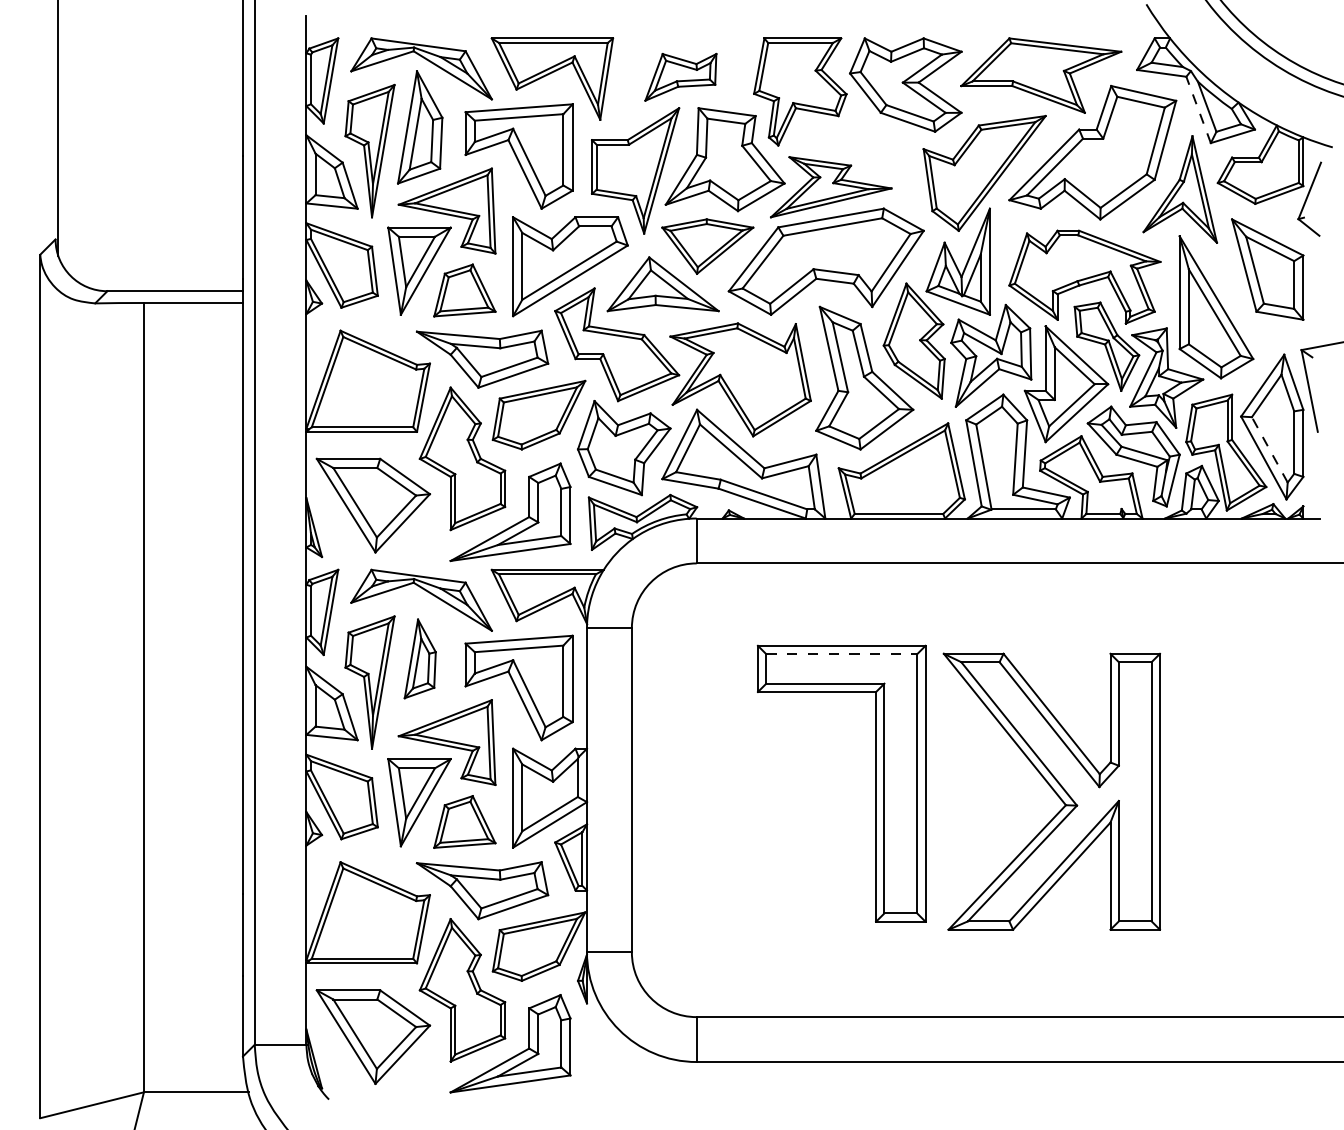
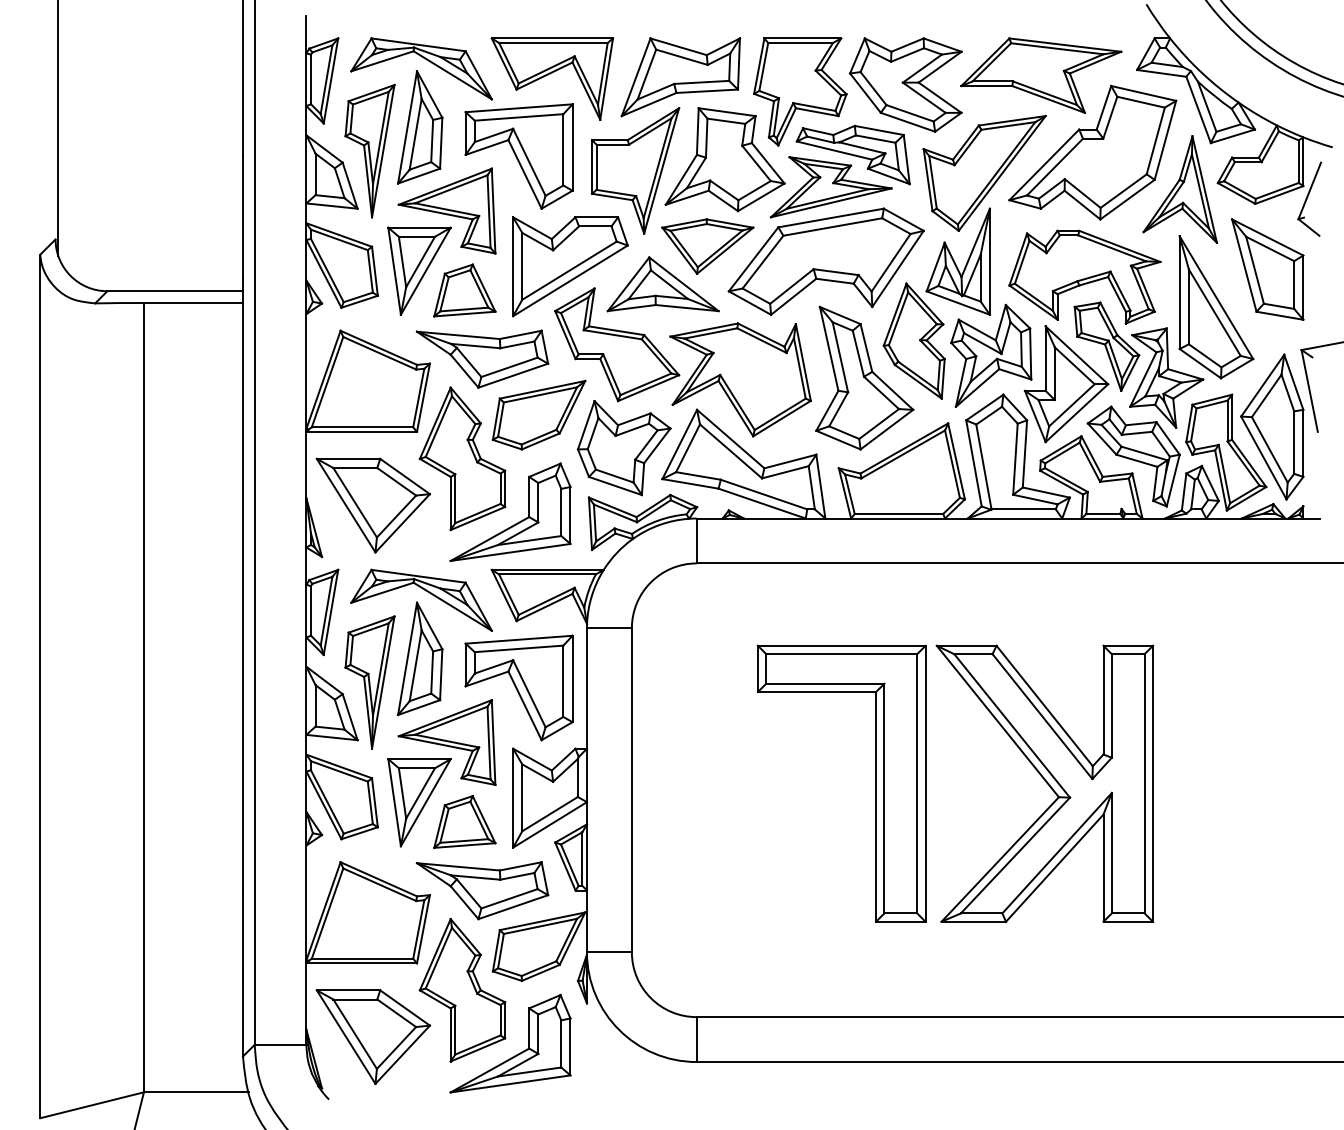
part size: 74x50 px -> 122x81 px (680, 77)
line: dashed -> solid (1198, 109)
part: none -> present (852, 154)
line: dashed -> solid (1269, 449)
line: dashed -> solid (842, 654)
part size: 34x82 px -> 47x116 px (420, 658)
part position: (1051, 791) -> (1044, 783) (1044, 783)
